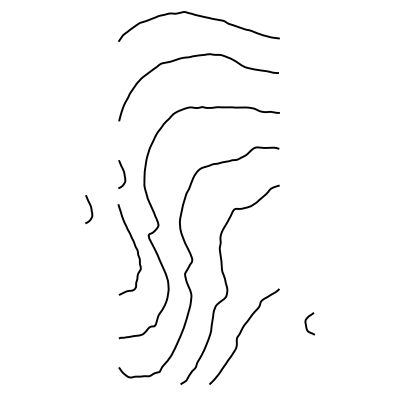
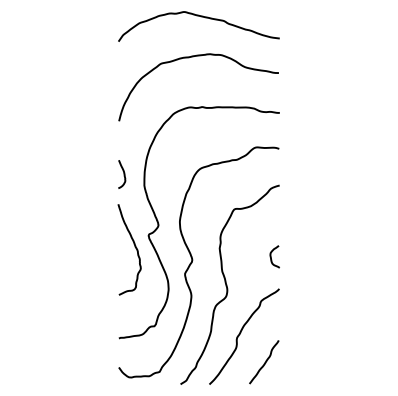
curve: present -> none (90, 209)
curve position: (306, 323) -> (271, 256) (271, 256)
curve: none -> present (264, 362)
